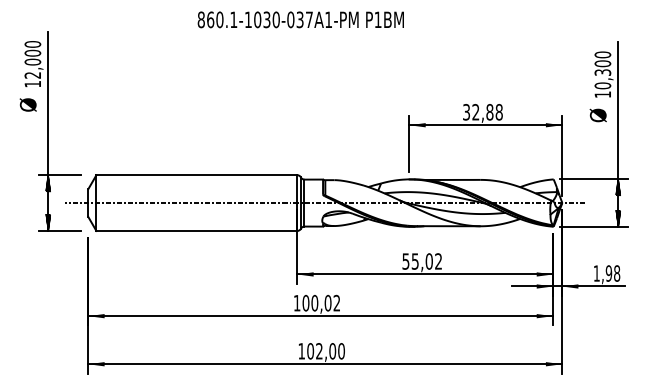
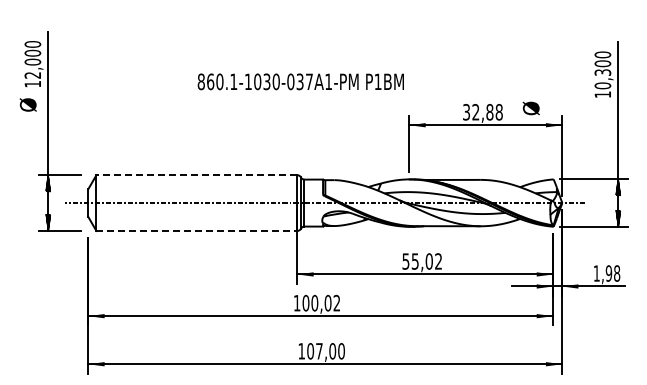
text position: (300, 19) -> (300, 81) (300, 81)
text position: (597, 115) -> (530, 108) (530, 108)
line: solid -> dashed (196, 175)
line: solid -> dashed (197, 230)
text: 102,00 -> 107,00 (319, 351)
